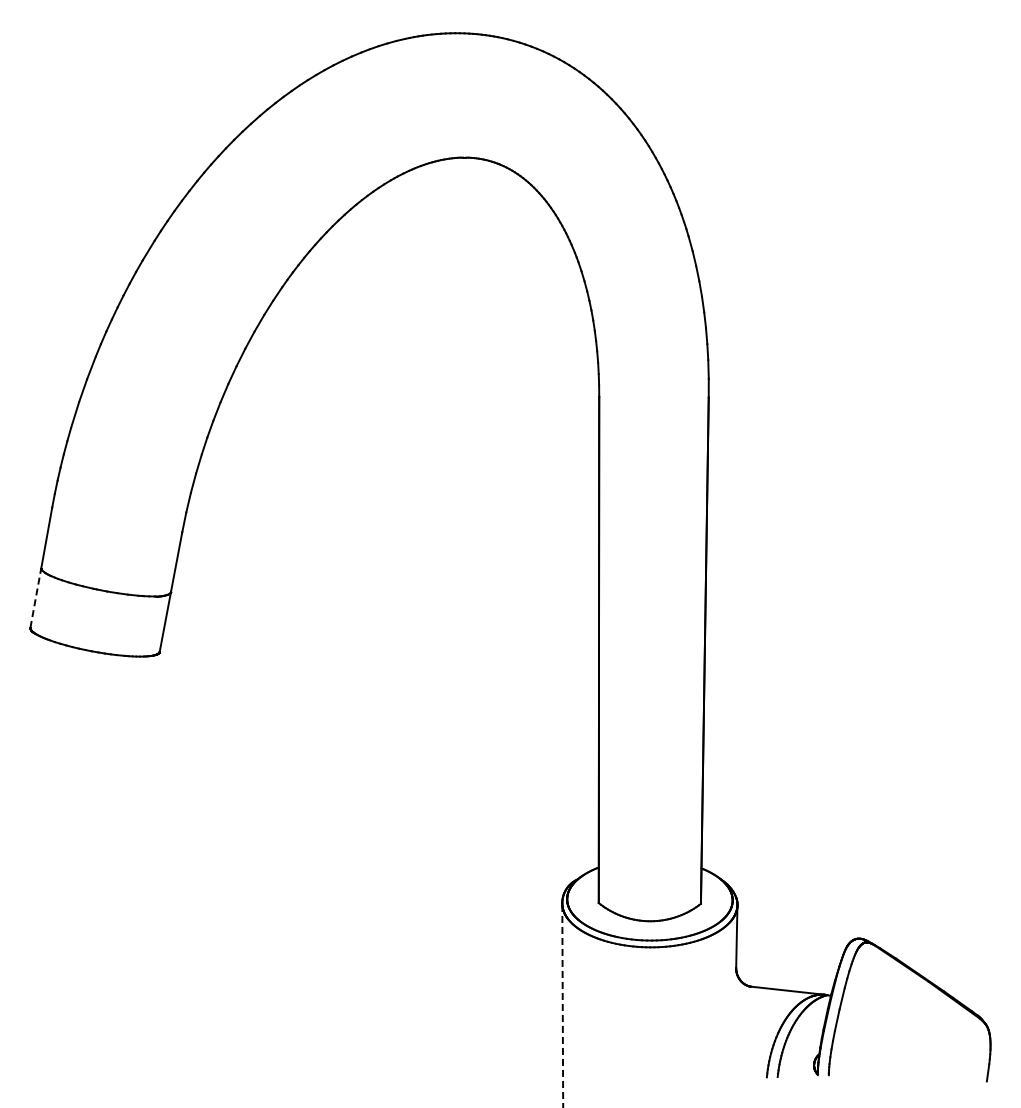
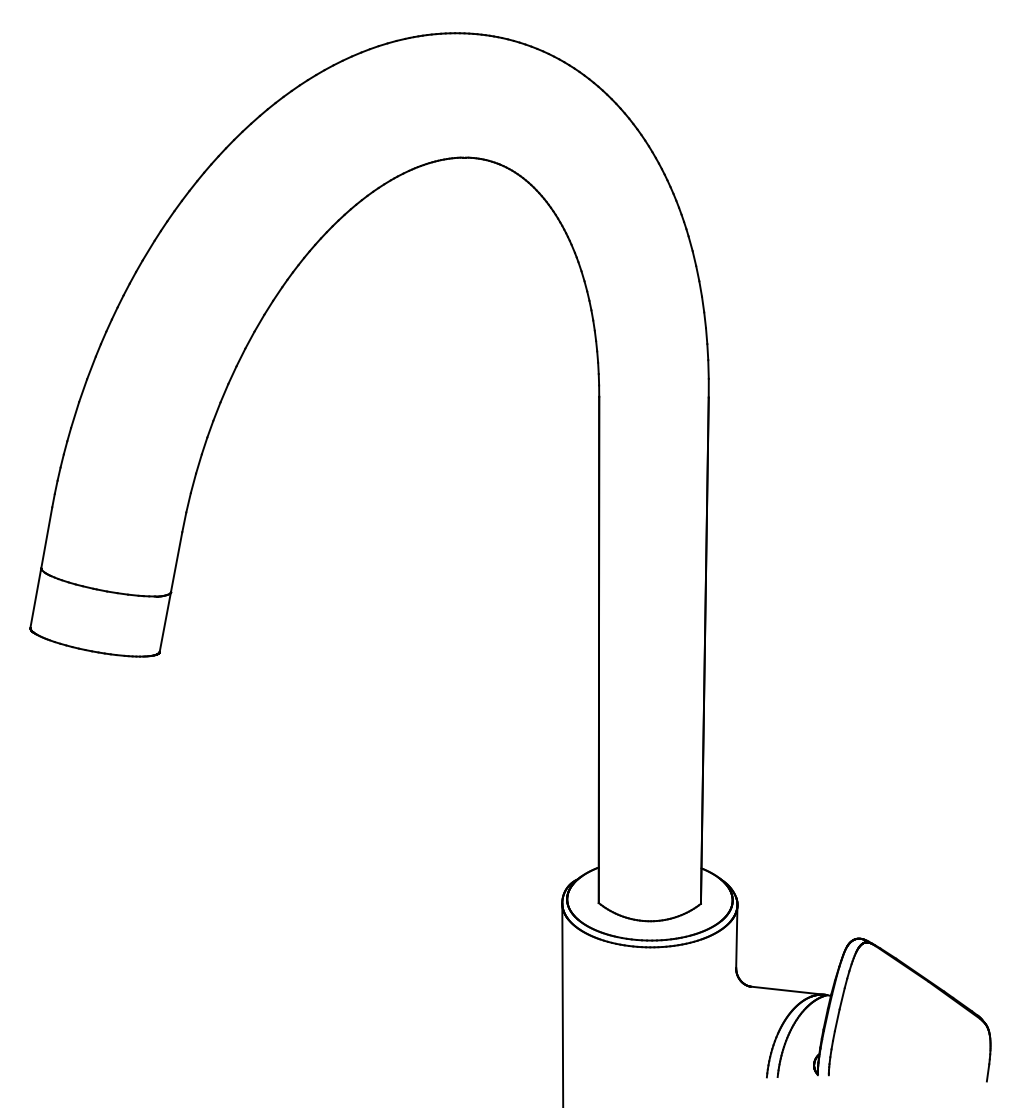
line: dashed -> solid (35, 597)
line: dashed -> solid (562, 1005)
